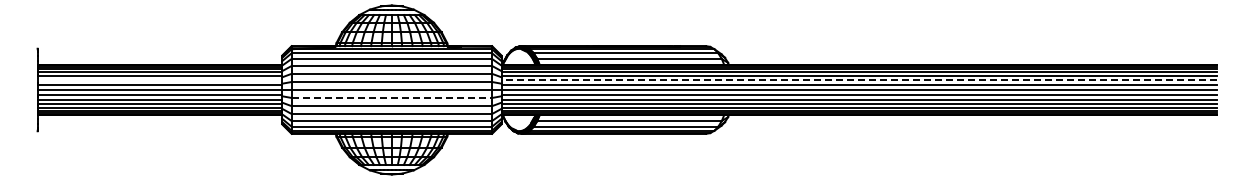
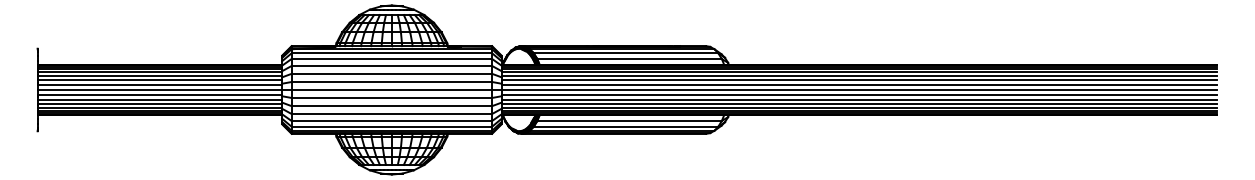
line: none -> present (159, 80)
line: dashed -> solid (859, 80)
line: dashed -> solid (392, 97)
